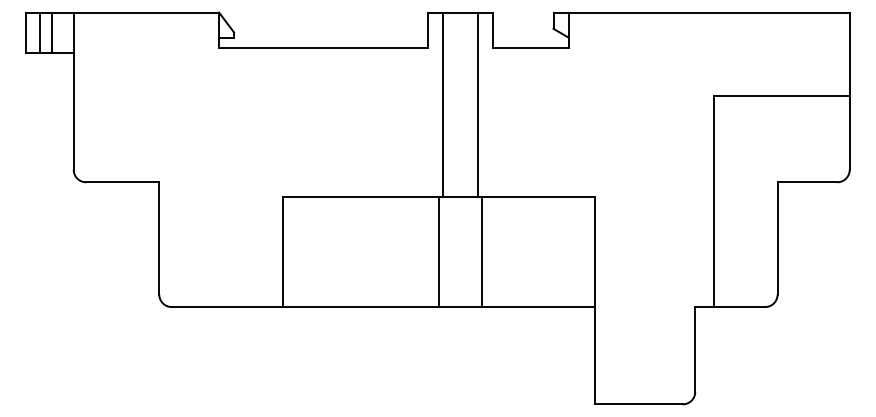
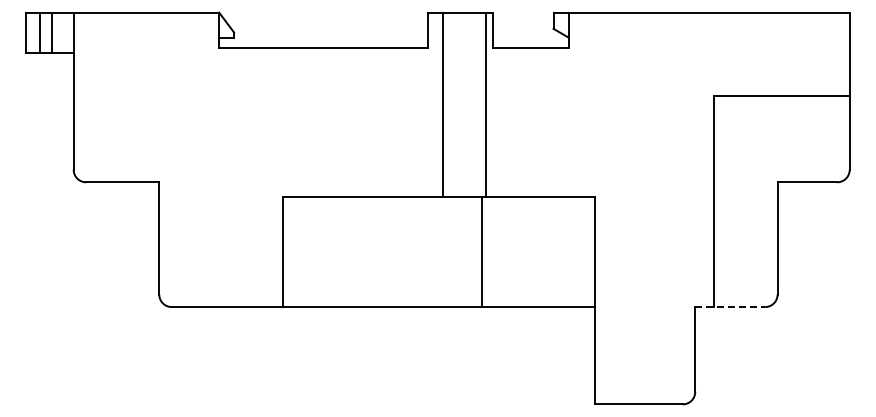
line position: (477, 104) -> (485, 104) (485, 104)
line: present -> none (438, 252)
line: solid -> dashed (730, 307)
